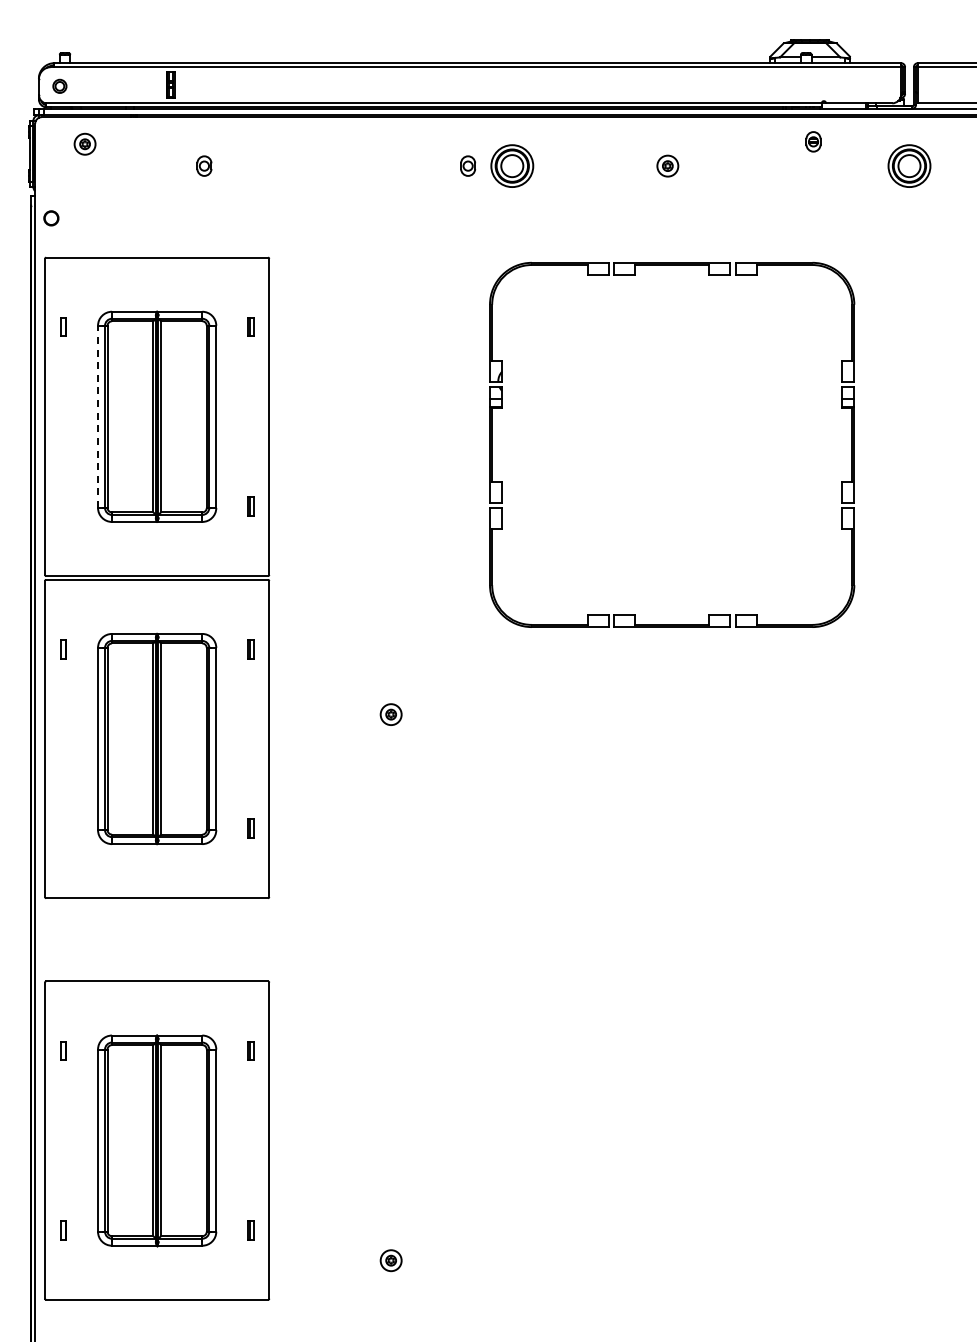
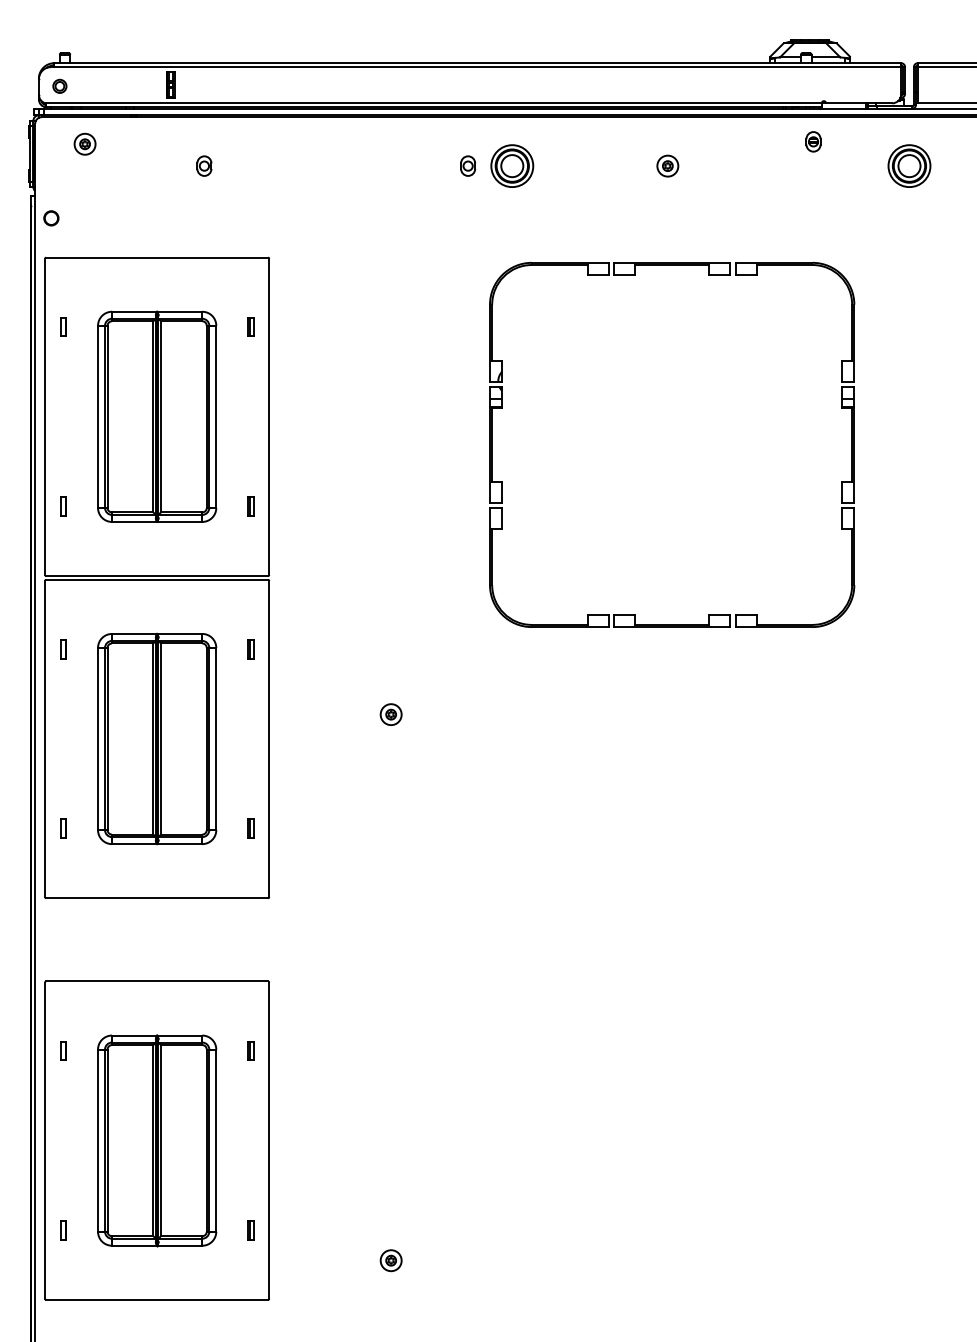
line: dashed -> solid (98, 416)
part: none -> present (63, 506)
part: none -> present (63, 828)
